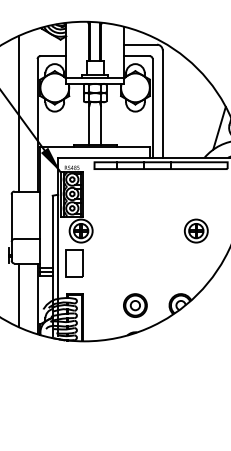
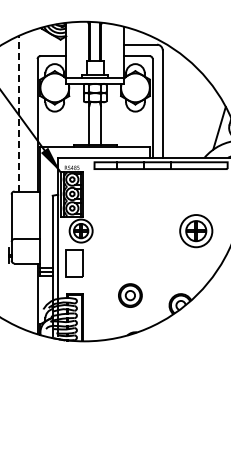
line: solid -> dashed (18, 113)
part size: 25x26 px -> 35x35 px (196, 231)
line: present -> none (18, 295)
part position: (135, 305) -> (130, 295) (130, 295)
